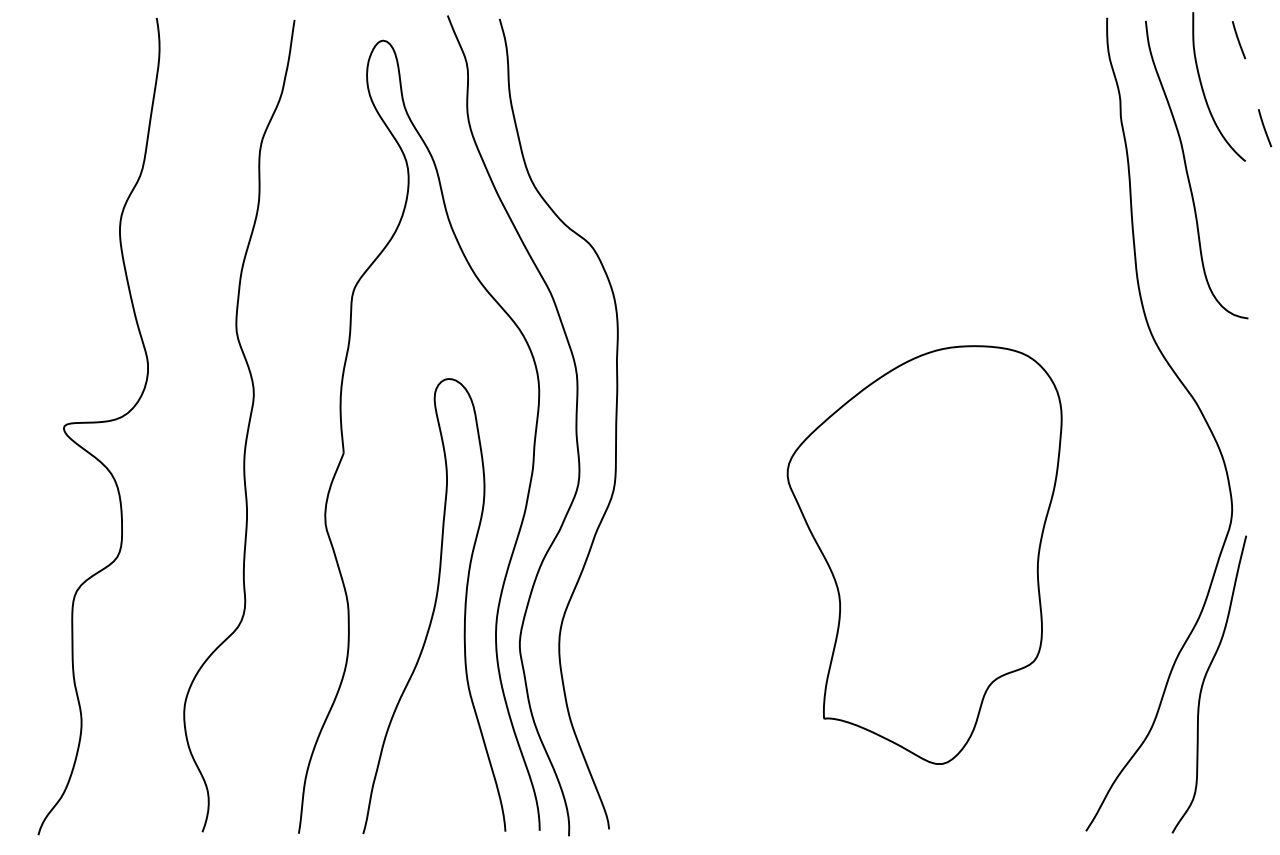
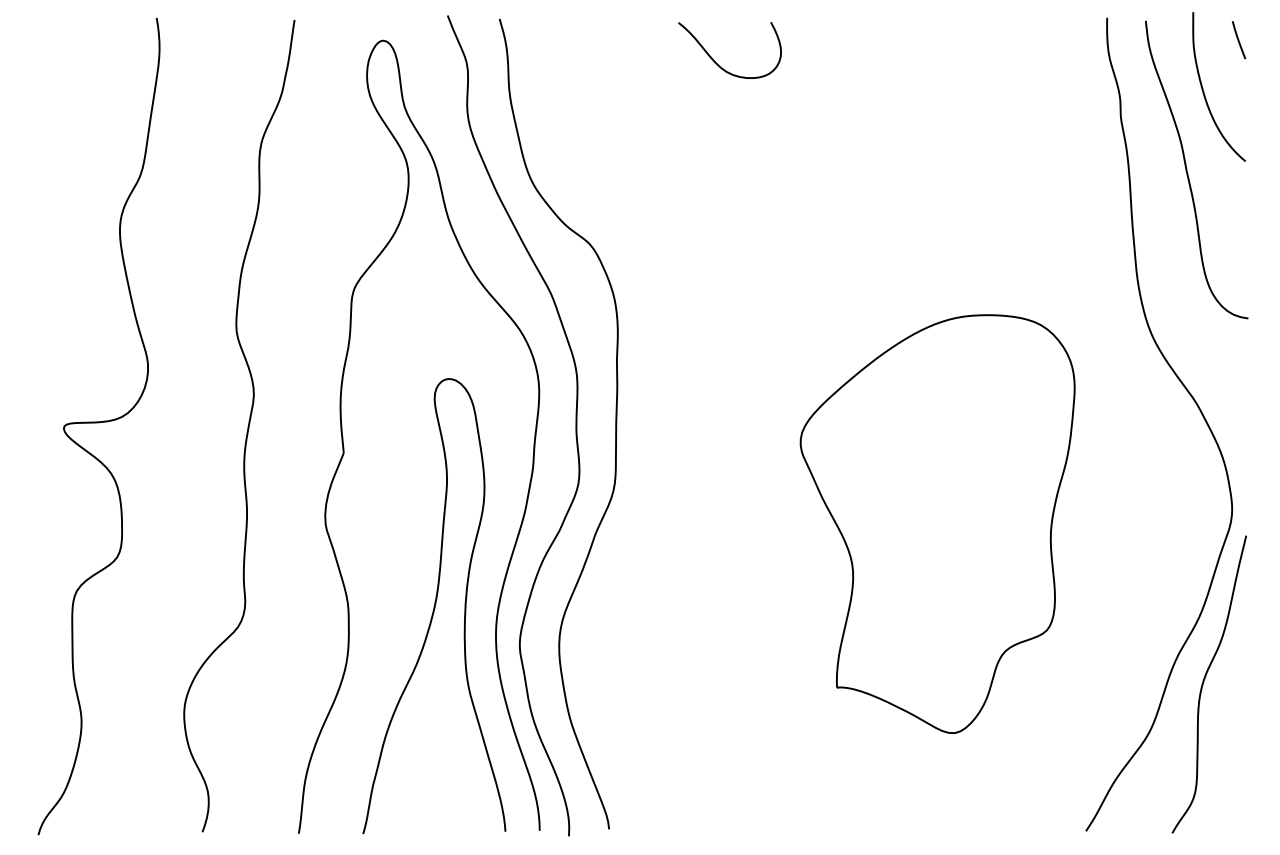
curve: none -> present (716, 62)
line: present -> none (1265, 128)
part position: (924, 554) -> (937, 523) (937, 523)
